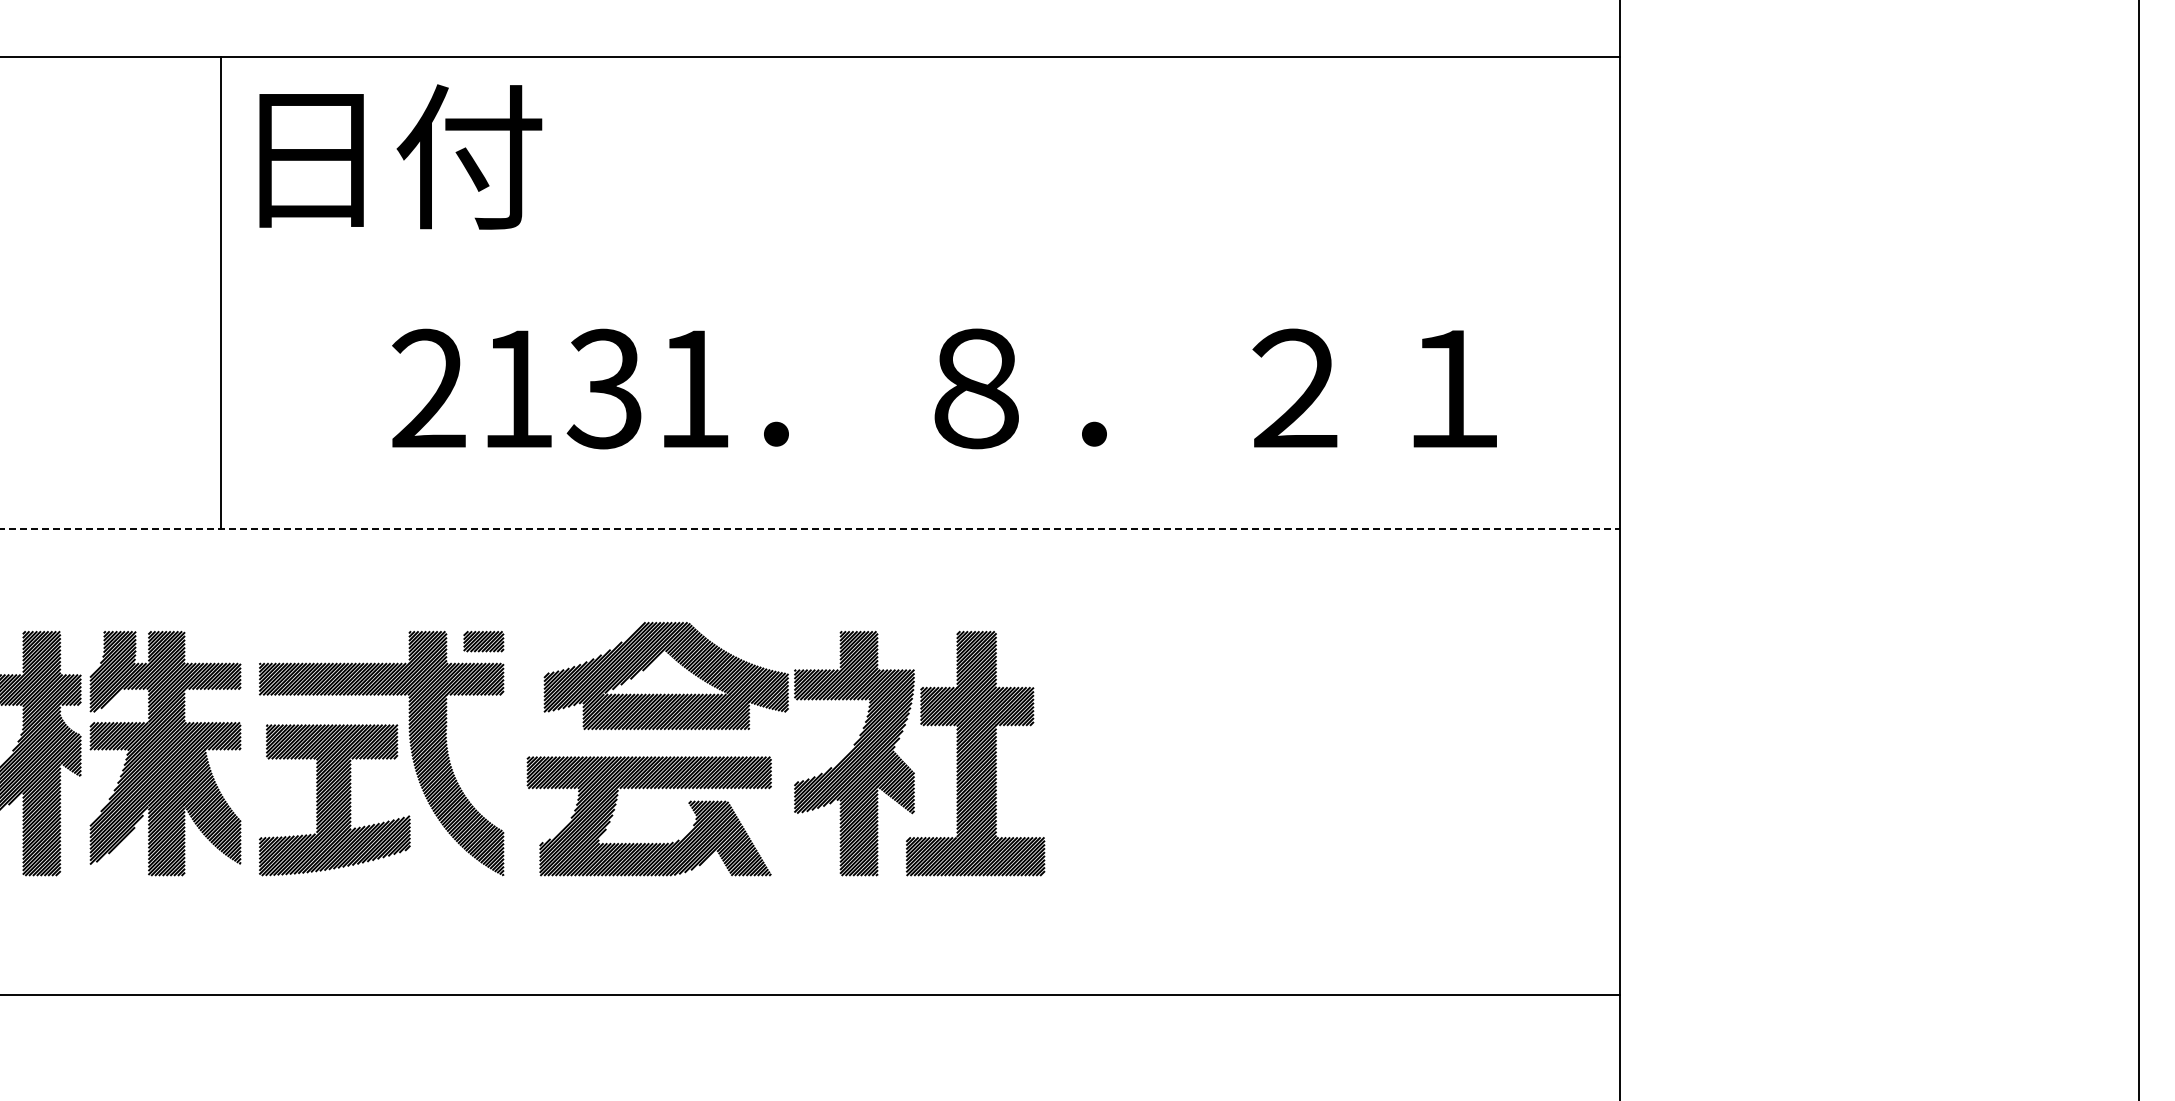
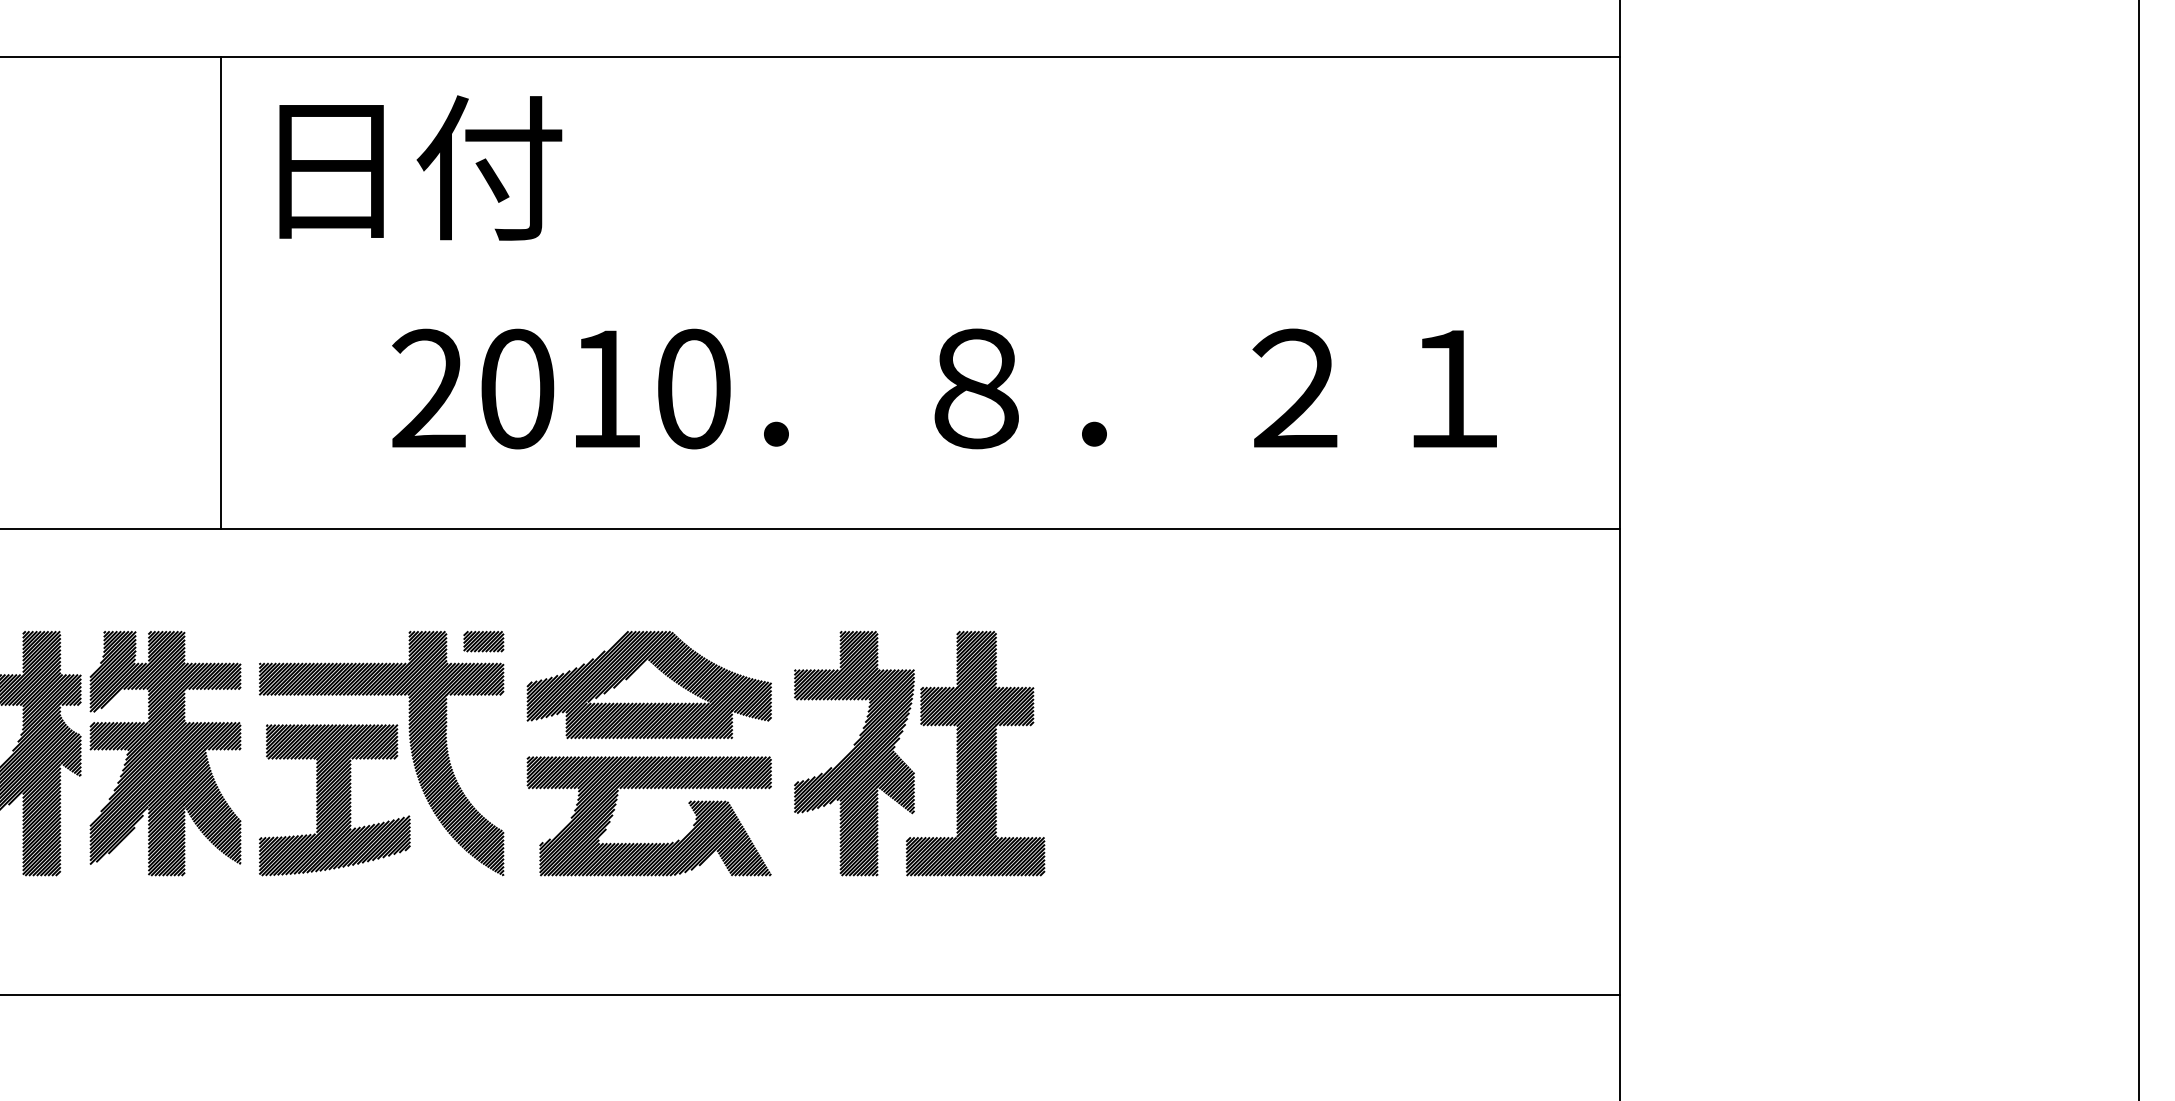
text position: (400, 156) -> (420, 167) (420, 167)
text: 2131 -> 2010 (605, 388)
line: dashed -> solid (810, 528)
part position: (665, 675) -> (648, 684) (648, 684)
